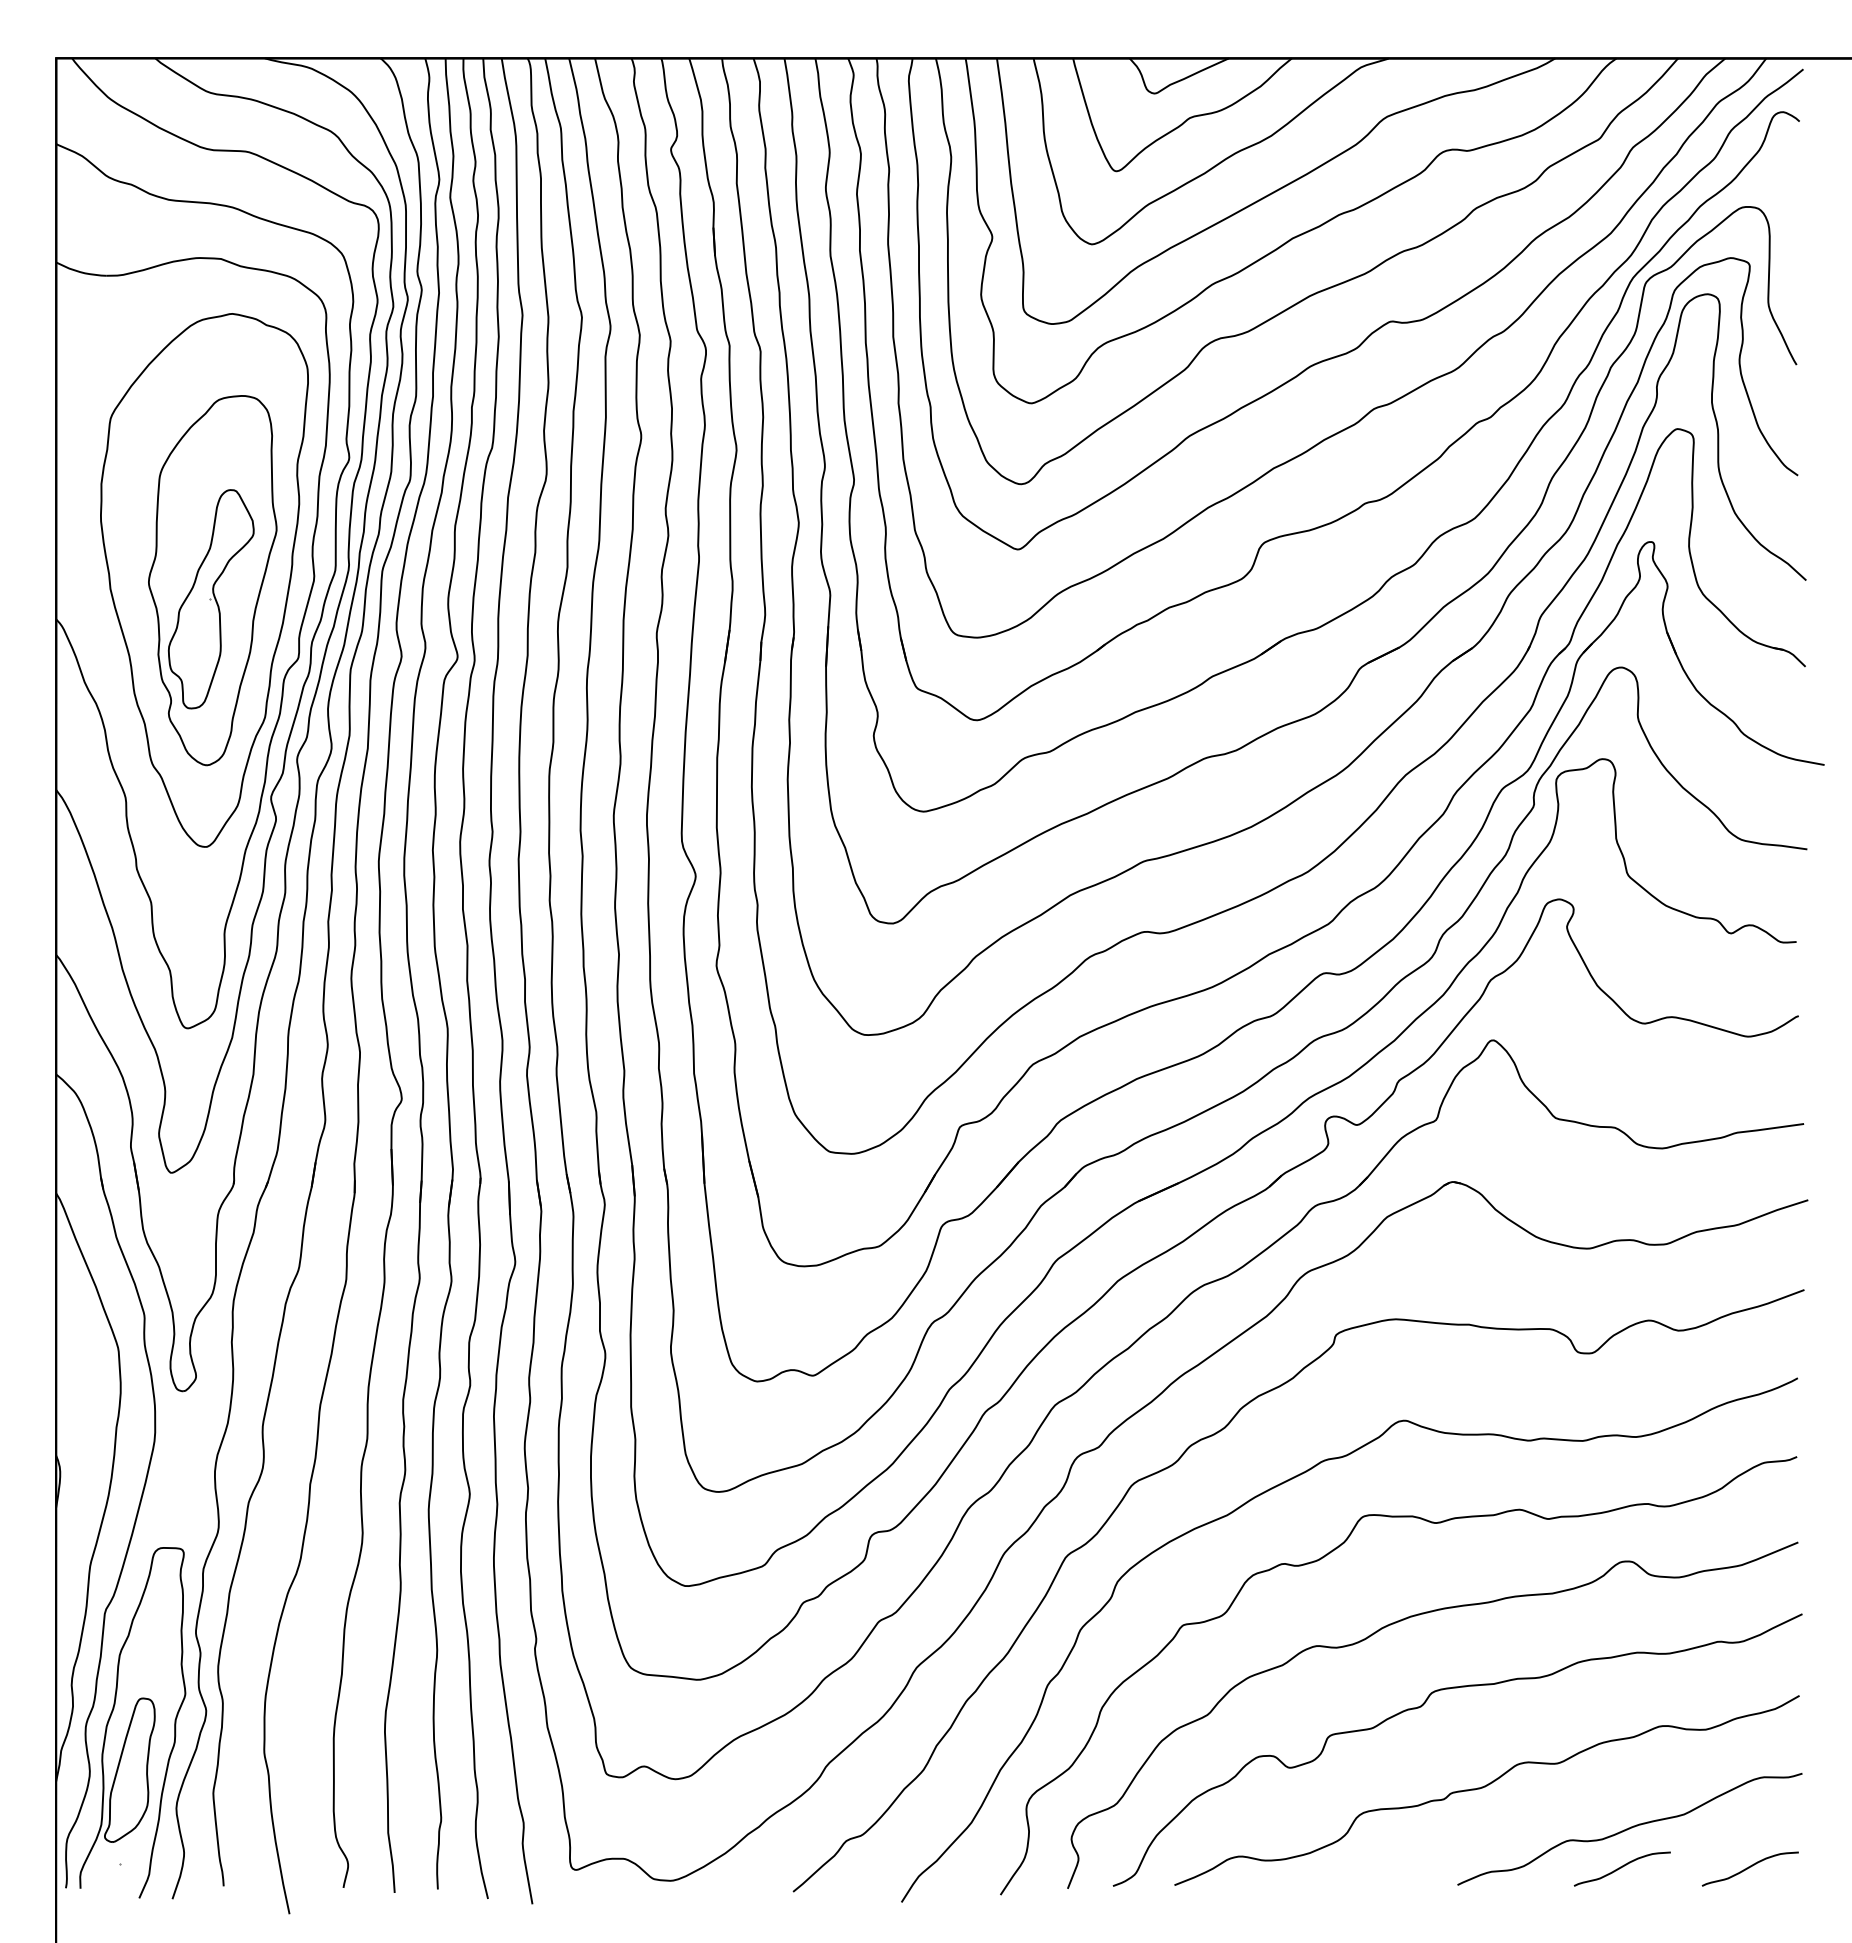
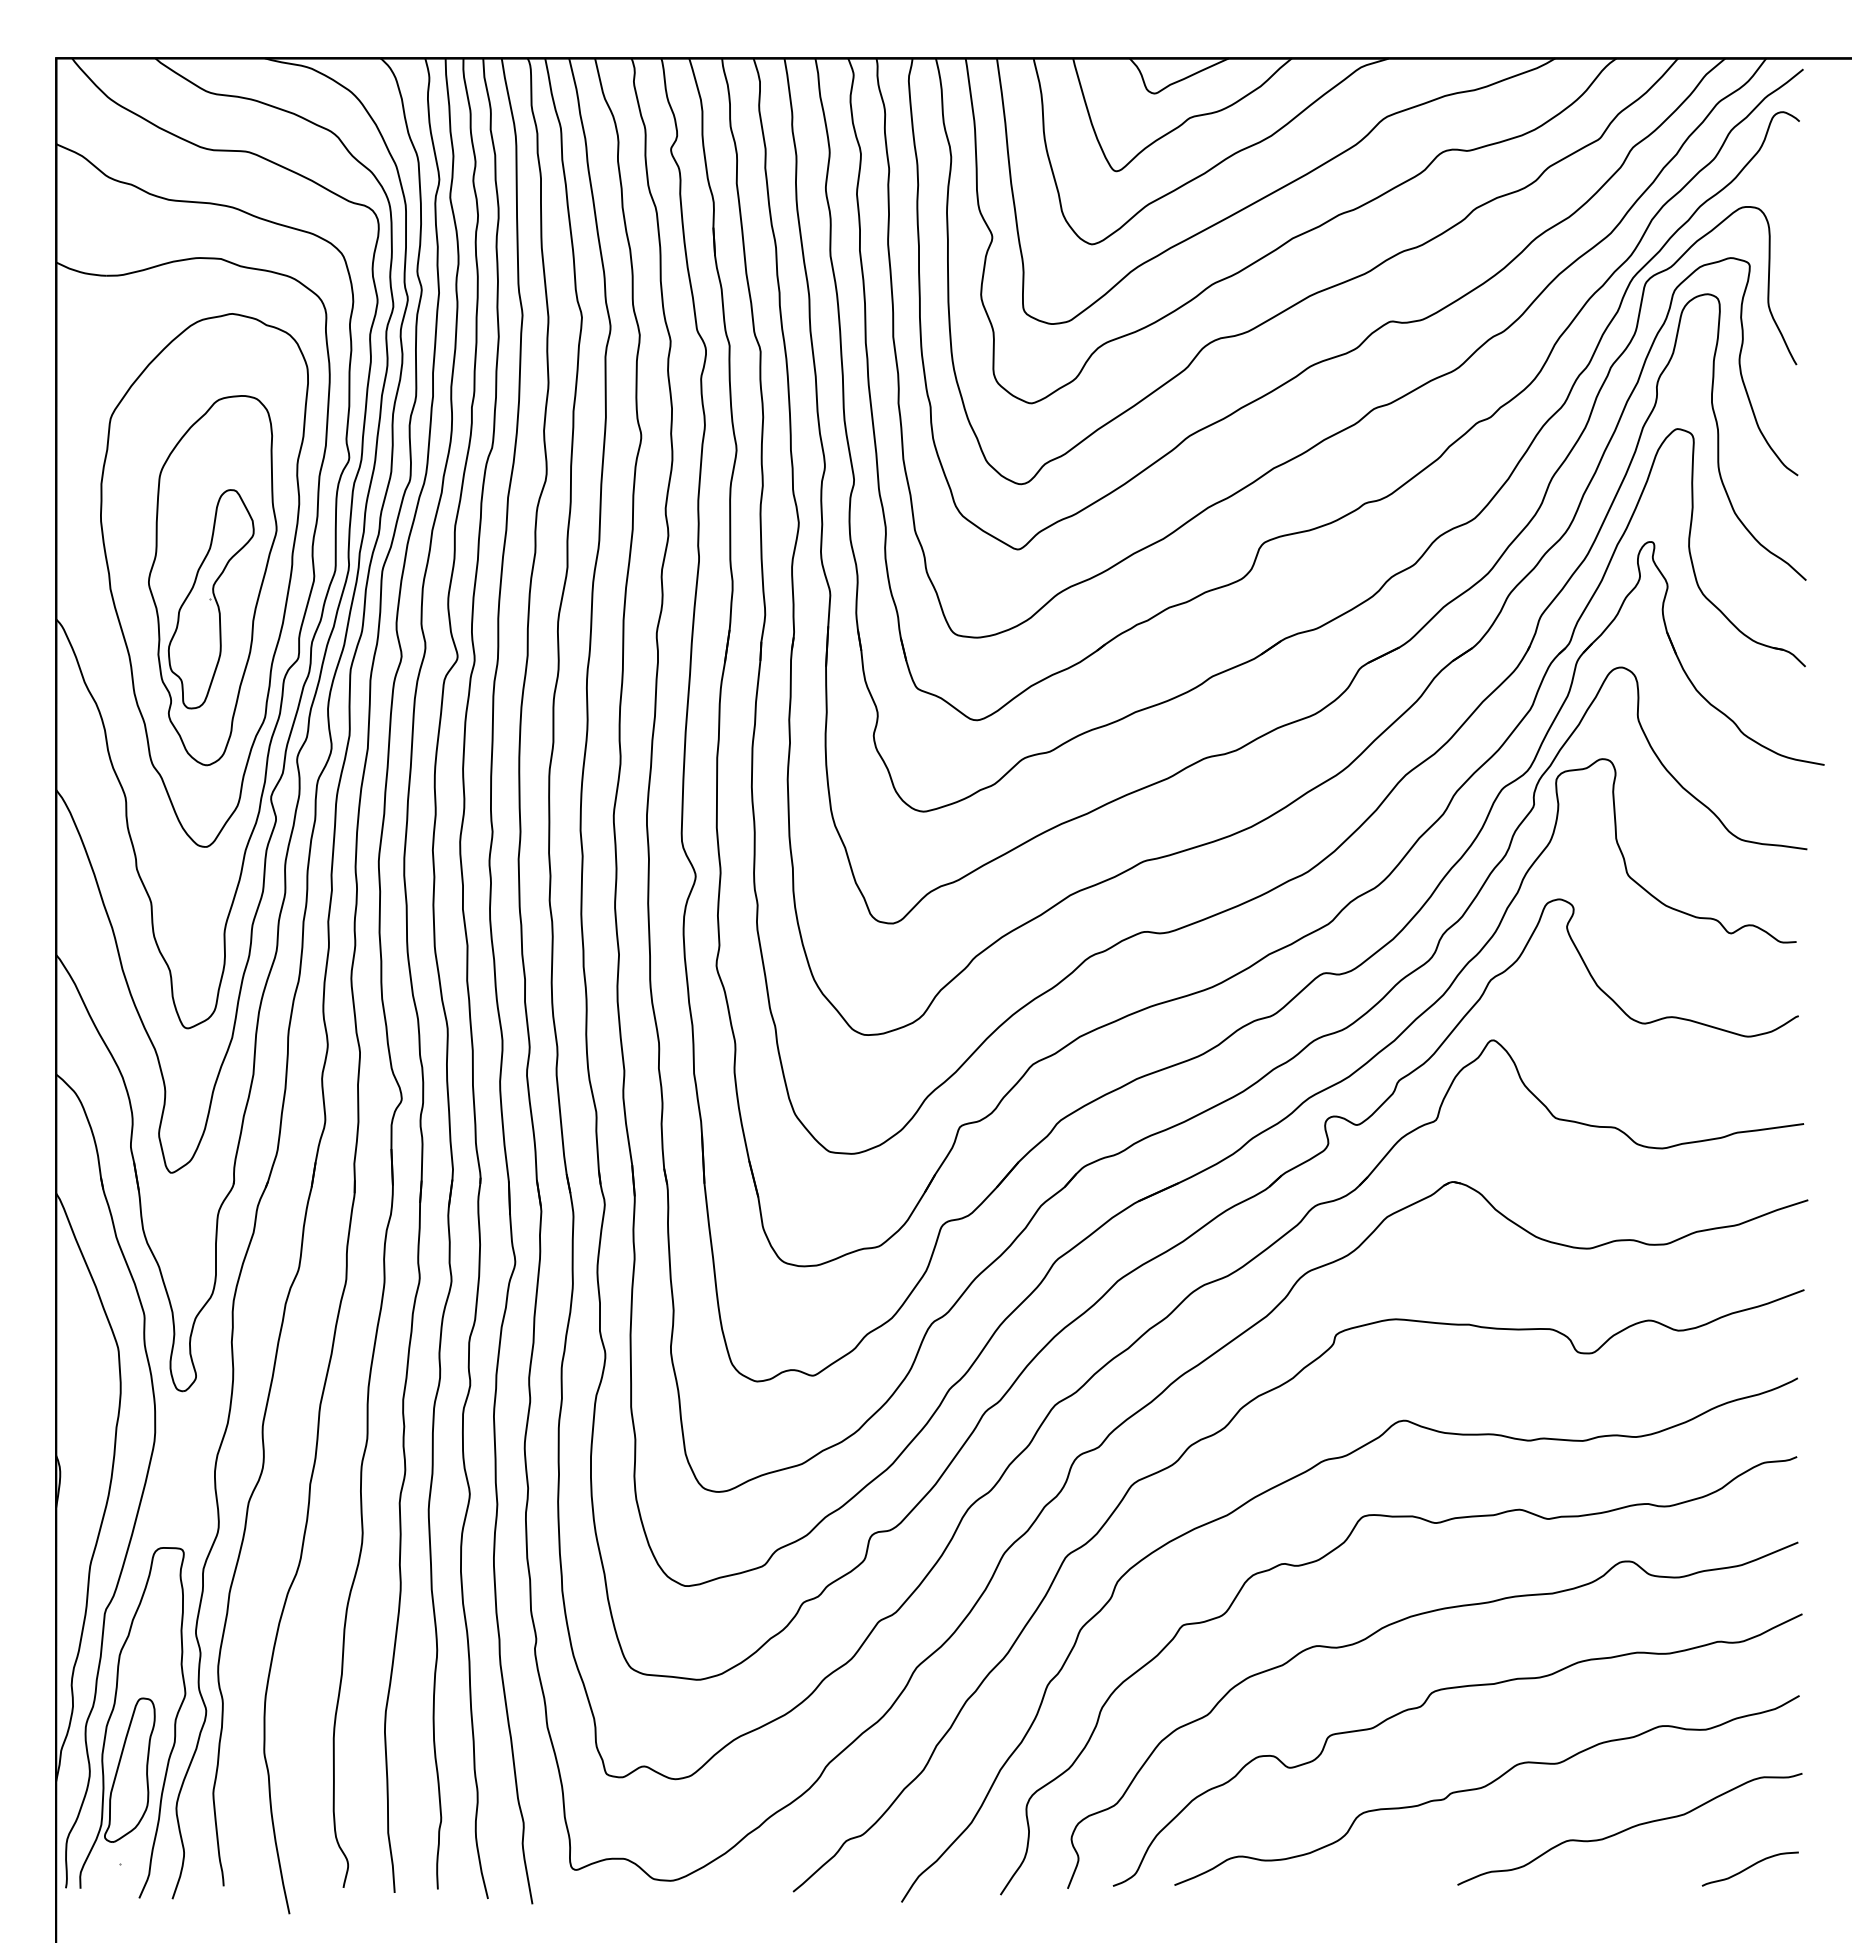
curve: present -> none (1621, 1868)
